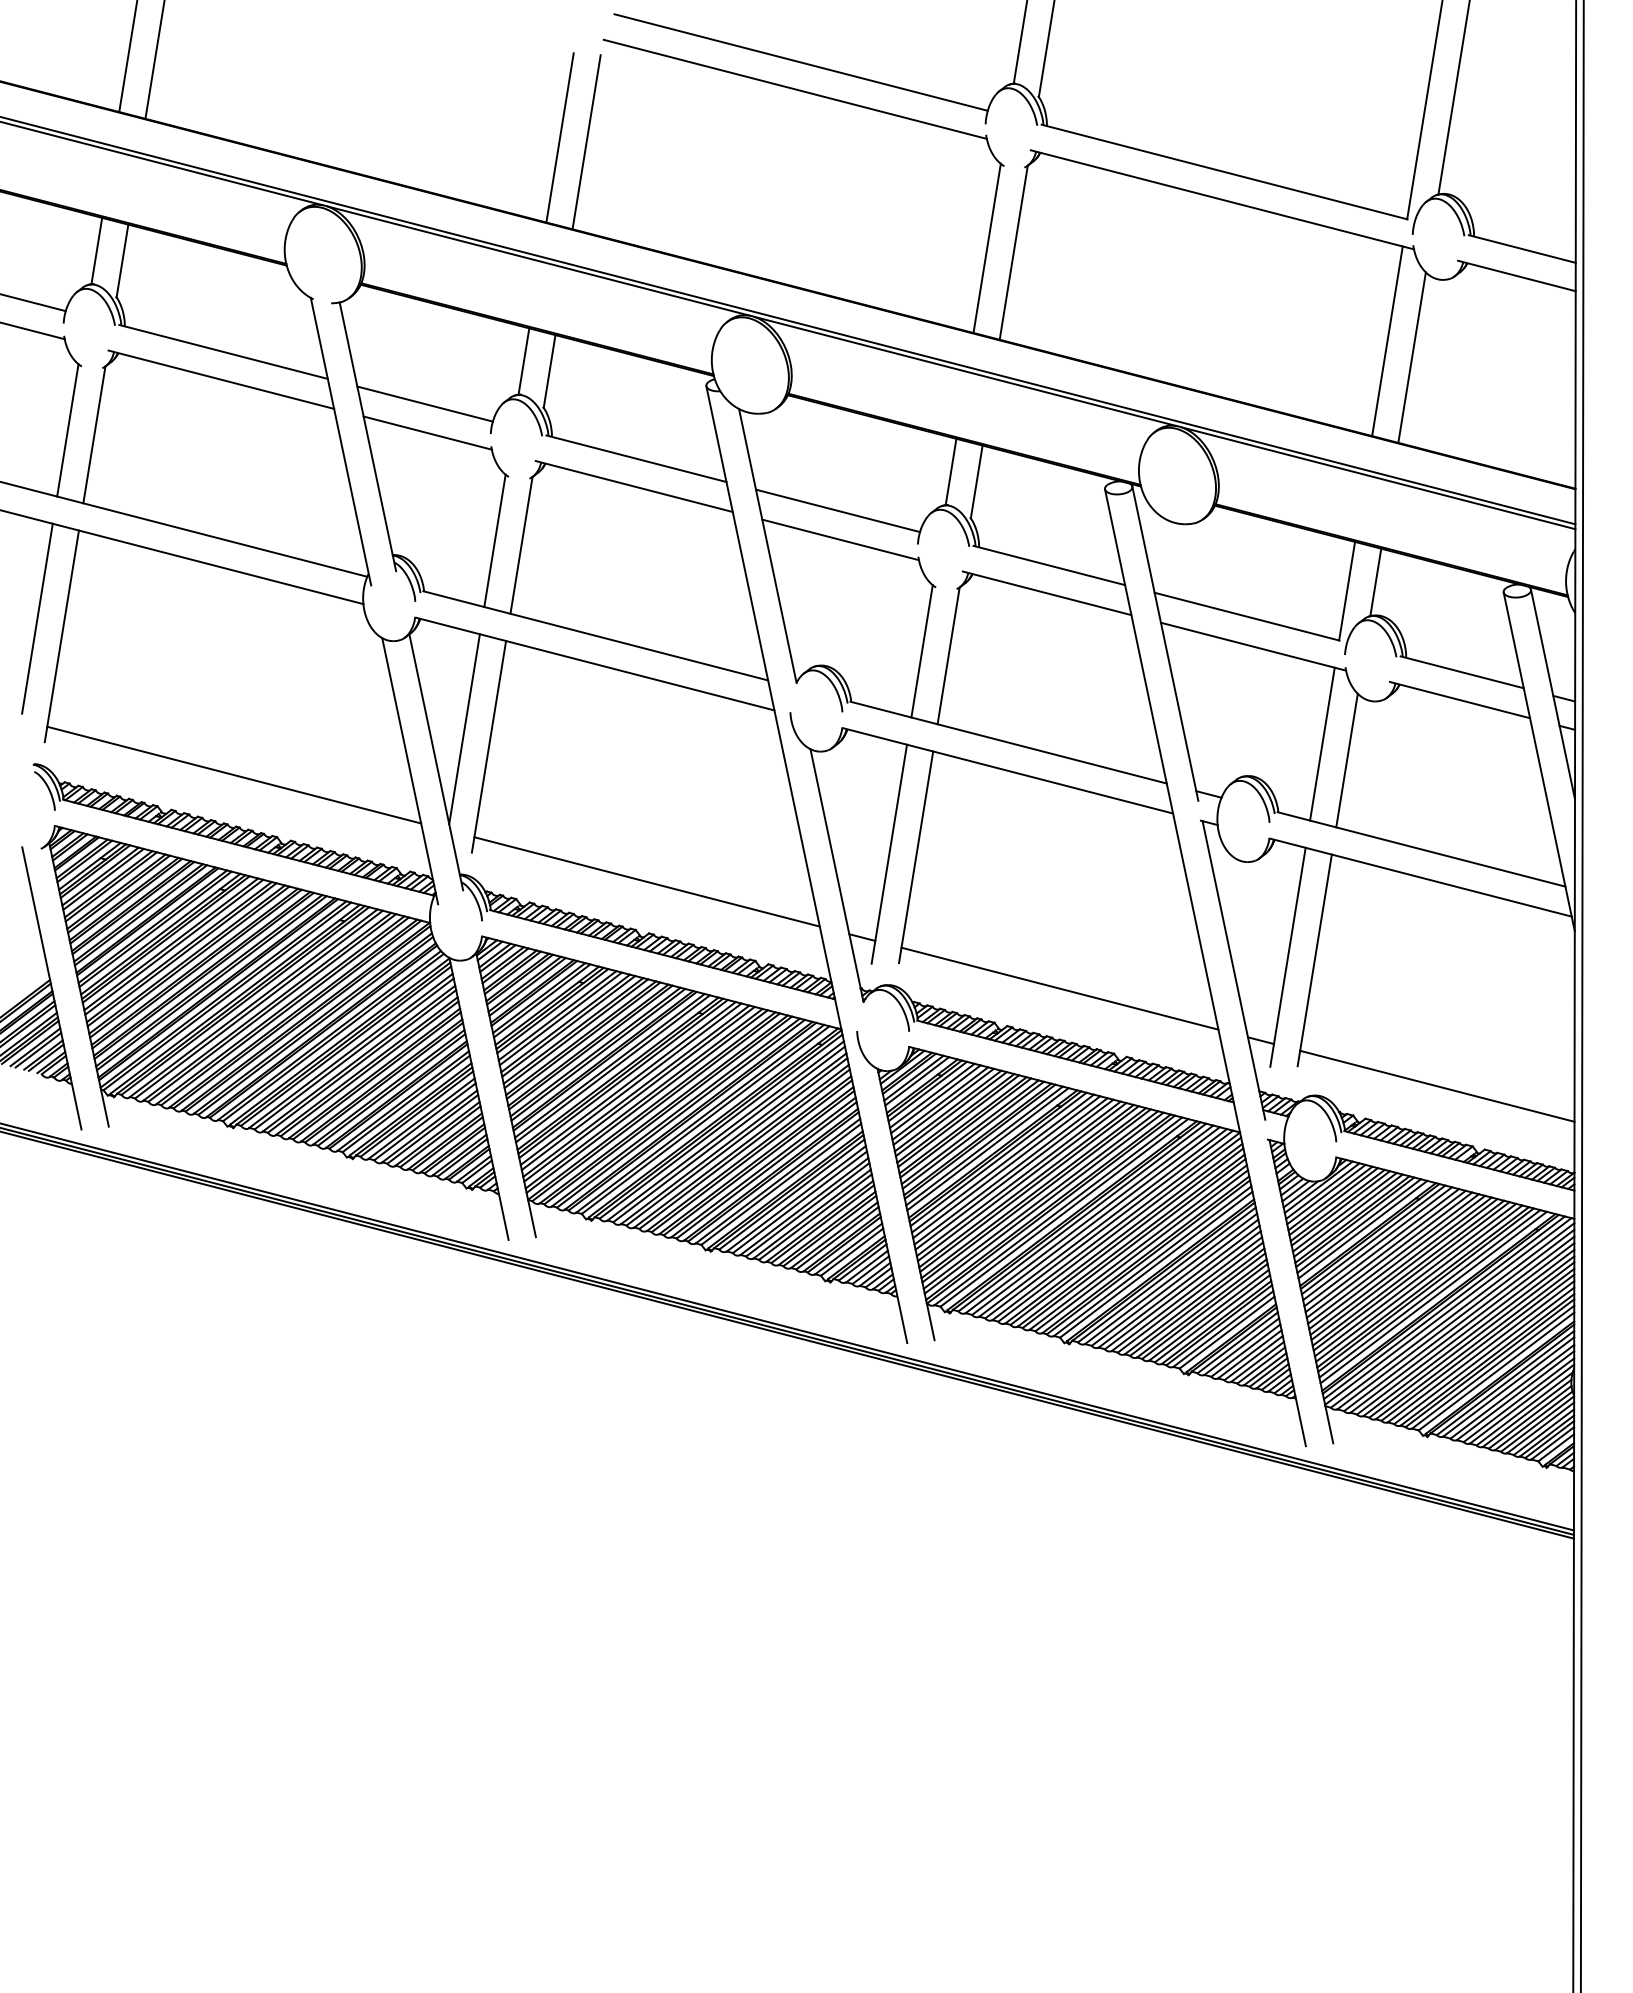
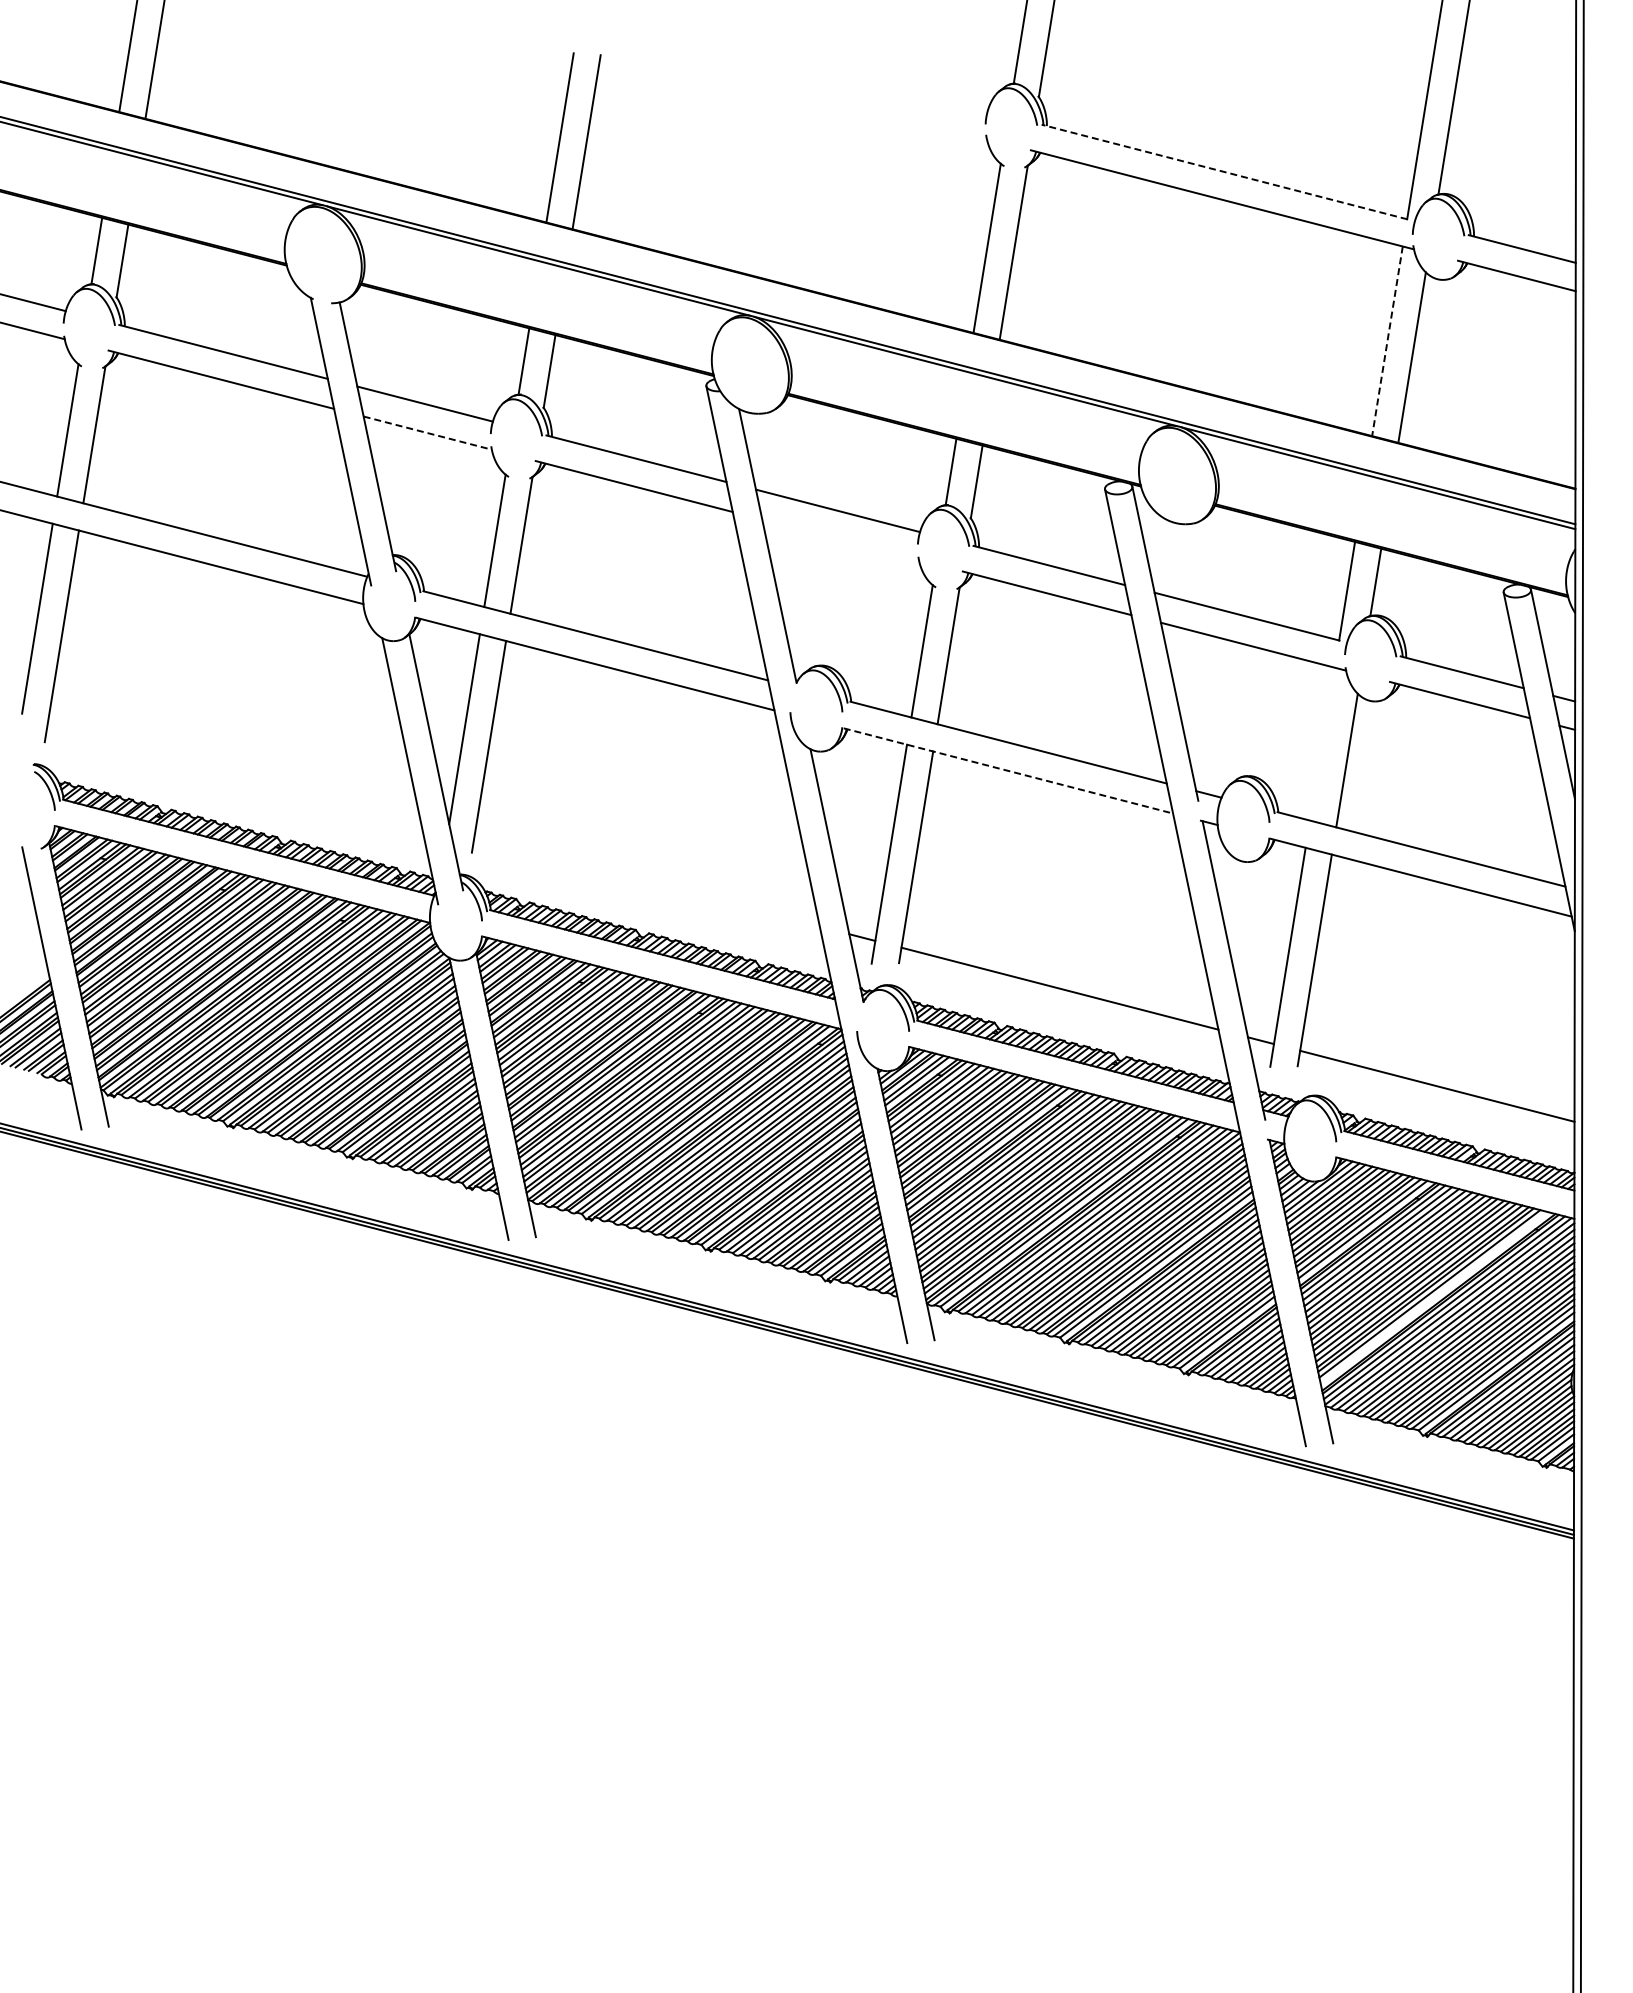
line: present -> none (800, 62)
line: present -> none (794, 88)
line: solid -> dashed (1224, 172)
line: solid -> dashed (1387, 341)
line: solid -> dashed (428, 433)
line: present -> none (840, 539)
line: present -> none (1322, 743)
line: solid -> dashed (1008, 771)
line: present -> none (234, 774)
line: present -> none (646, 881)
line: present -> none (1433, 1297)
